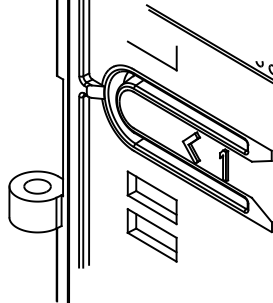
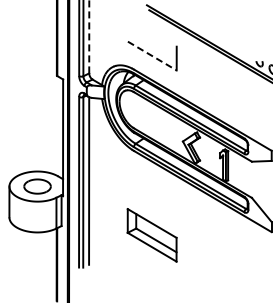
line: solid -> dashed (89, 36)
line: solid -> dashed (152, 56)
part: present -> none (151, 197)
